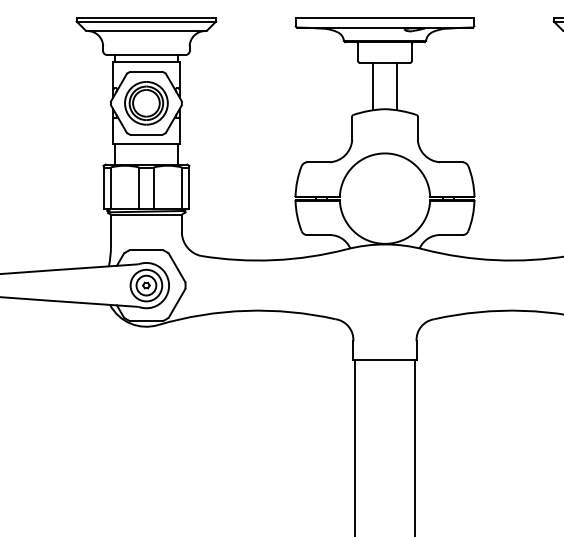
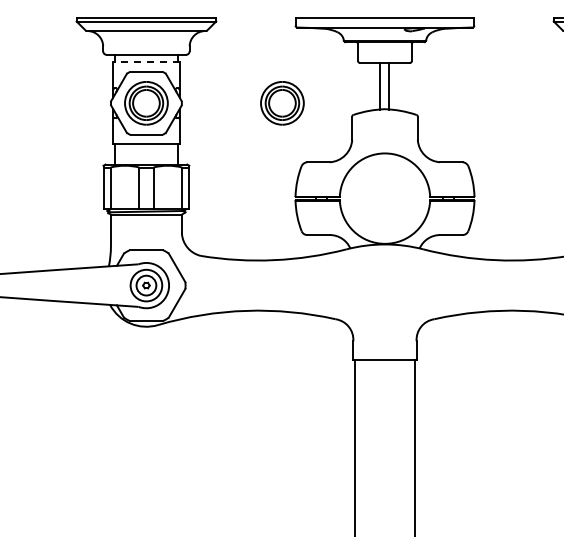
line: solid -> dashed (145, 62)
line position: (372, 86) -> (379, 86) (379, 86)
line position: (397, 86) -> (389, 86) (389, 86)
part: none -> present (282, 103)
